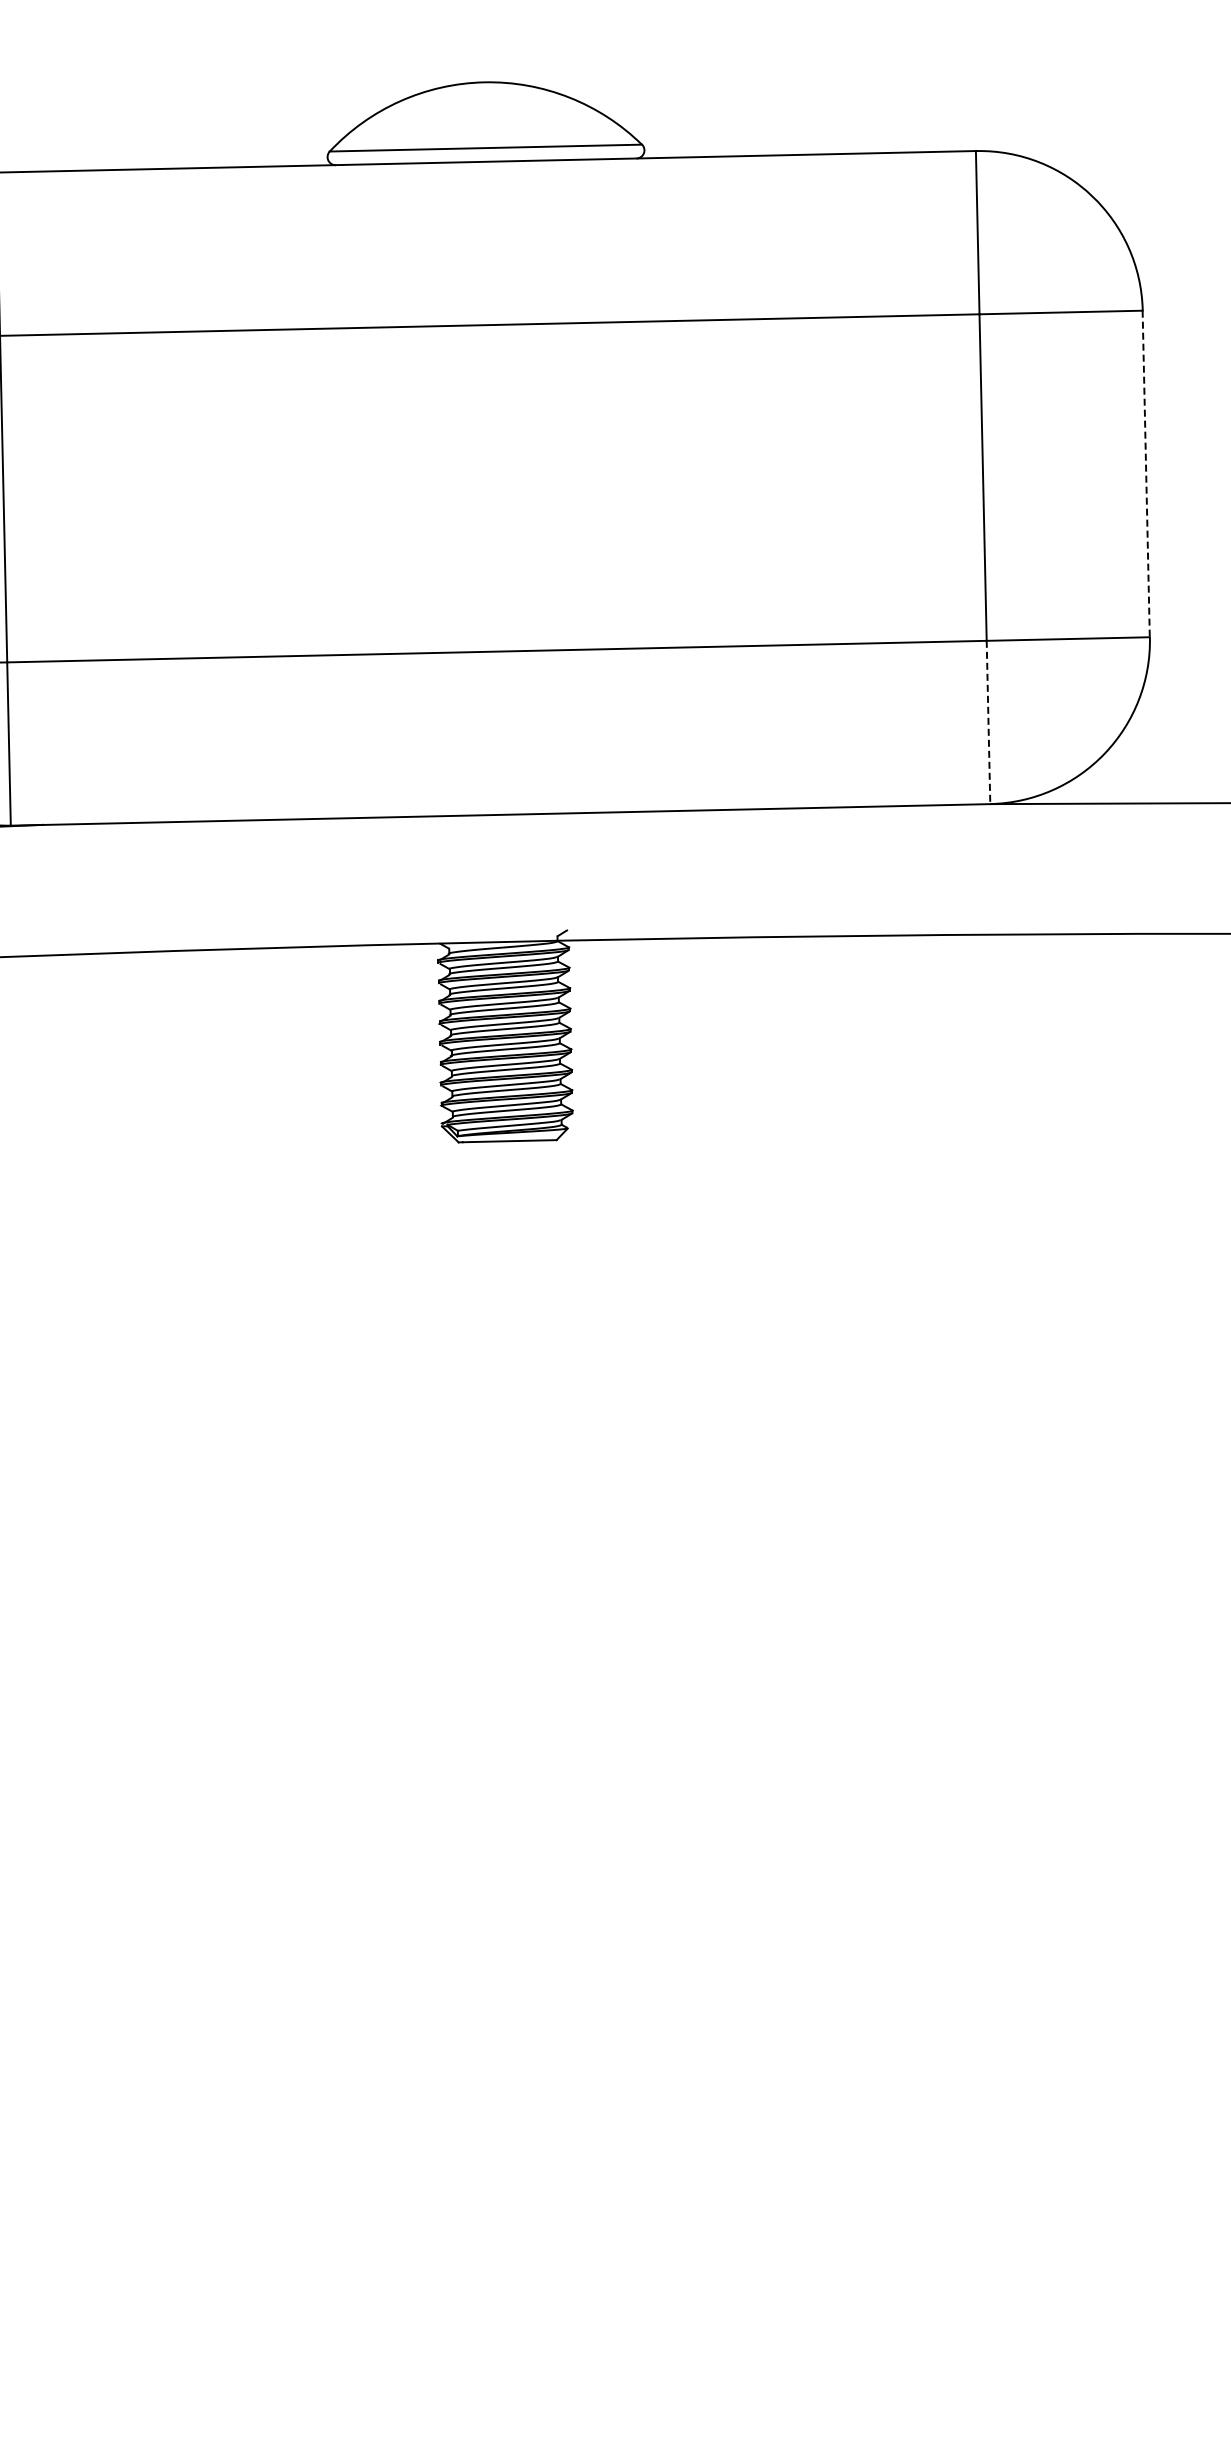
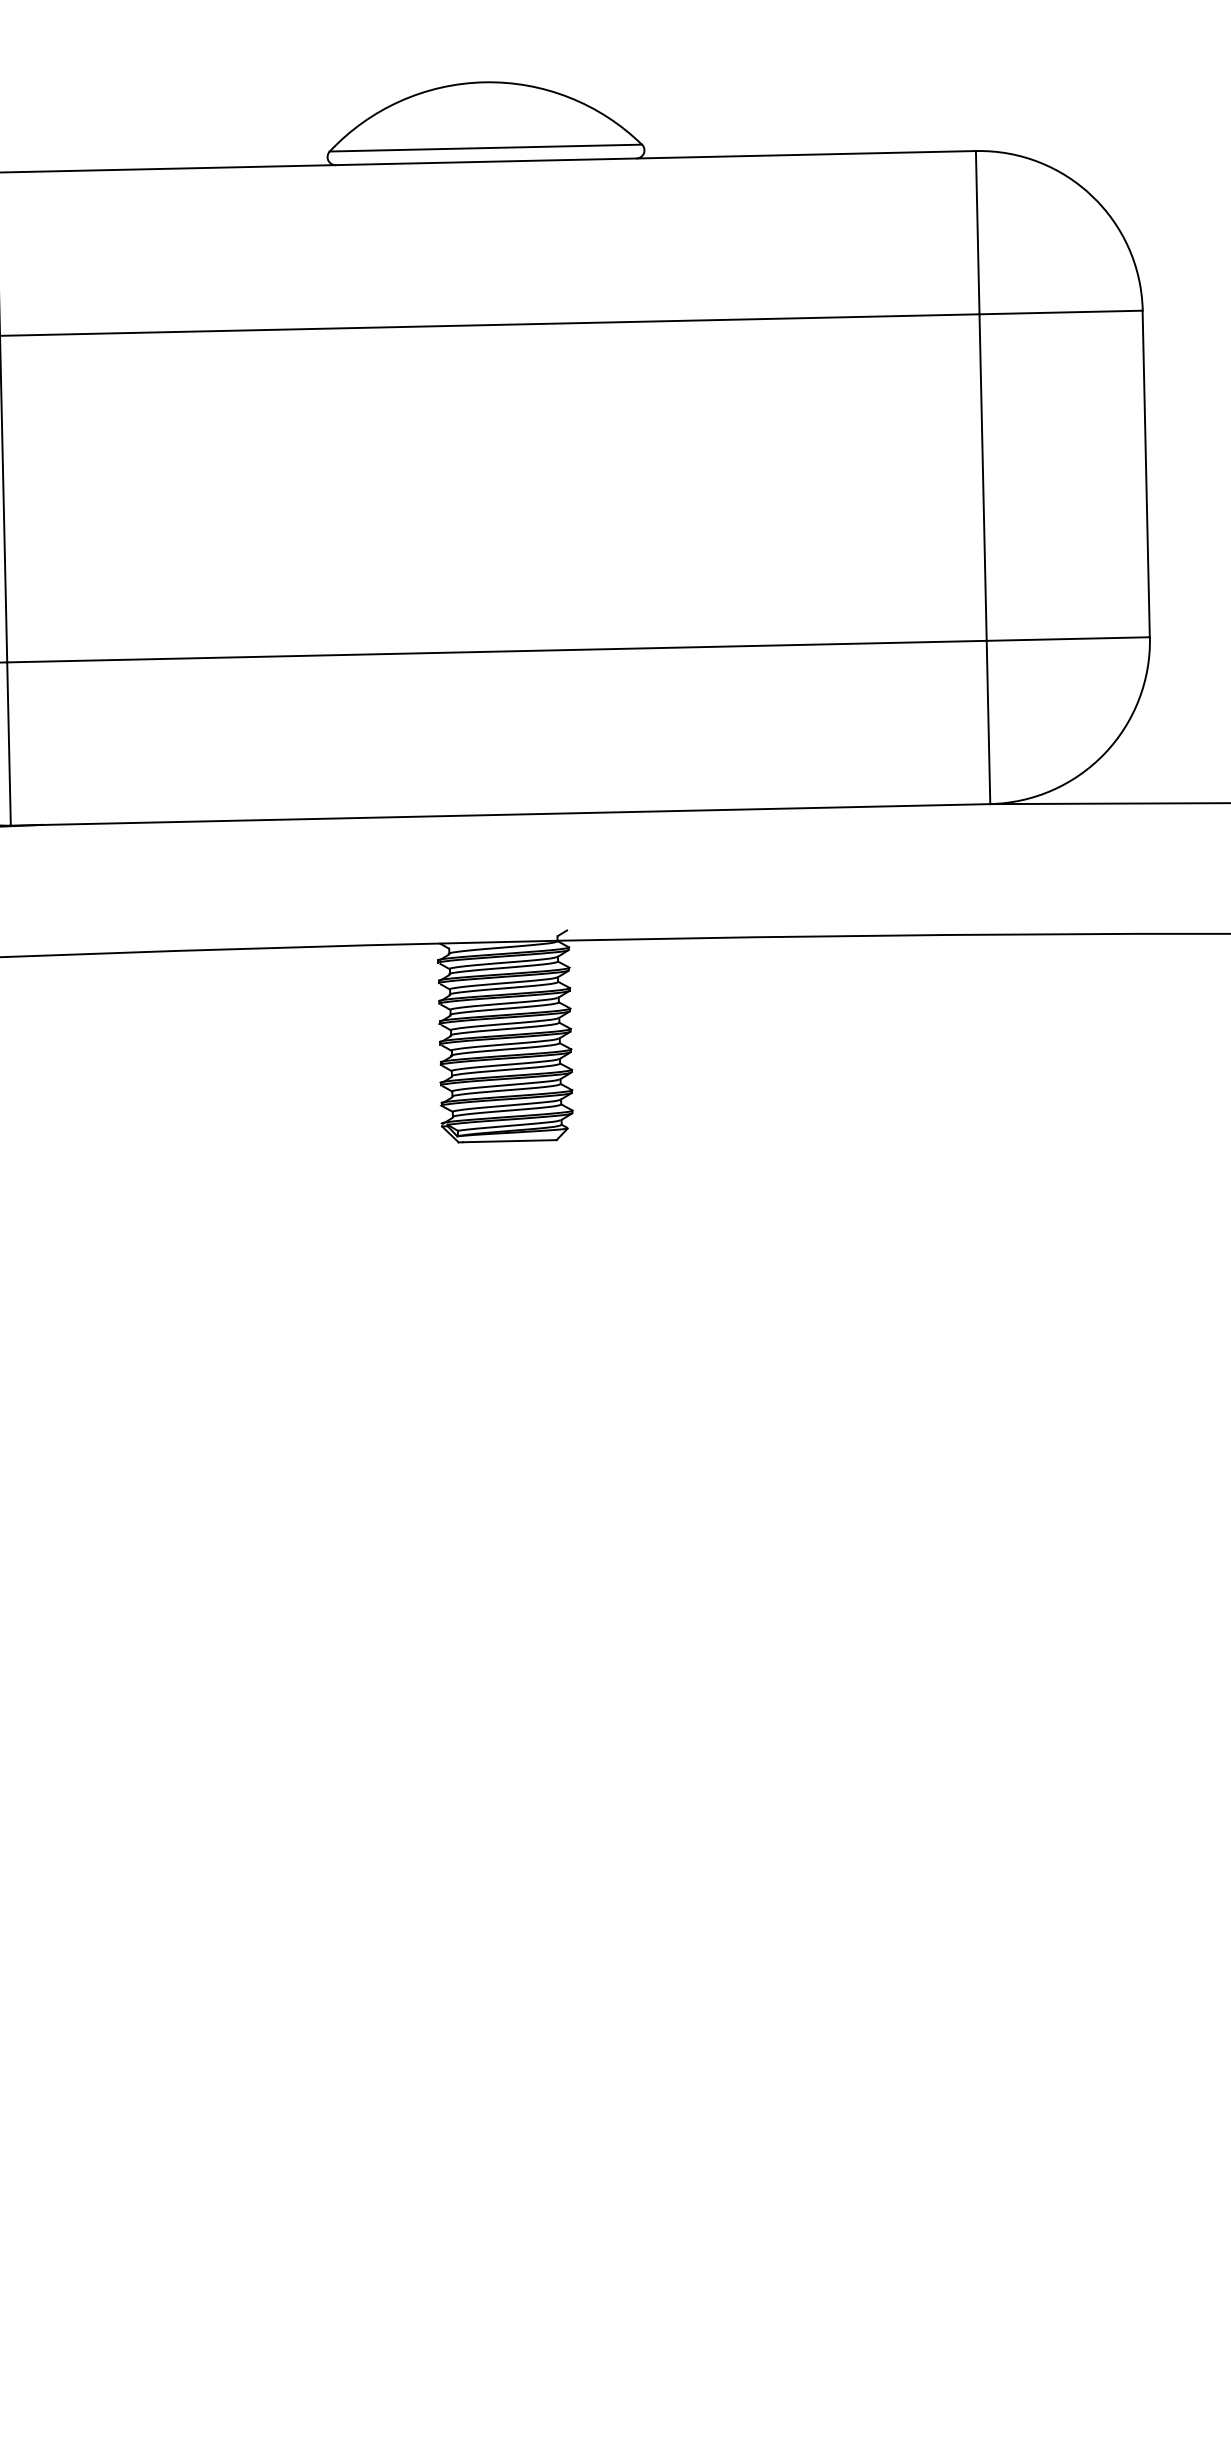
line: dashed -> solid (1146, 474)
line: dashed -> solid (988, 722)
